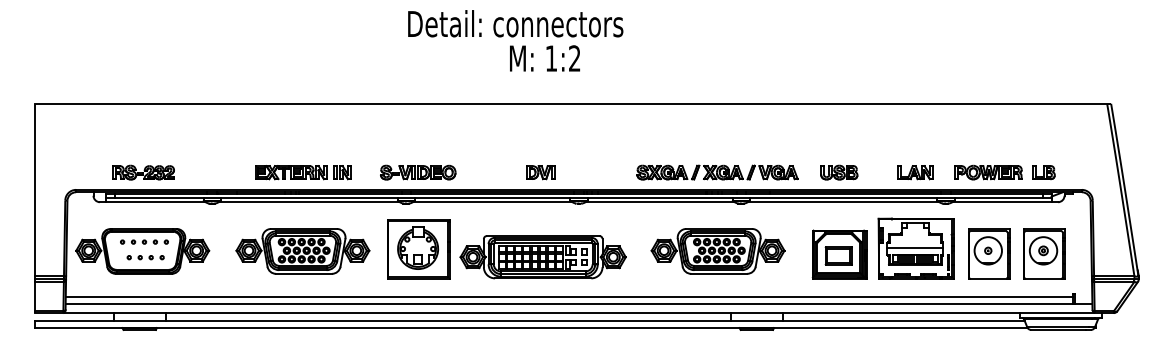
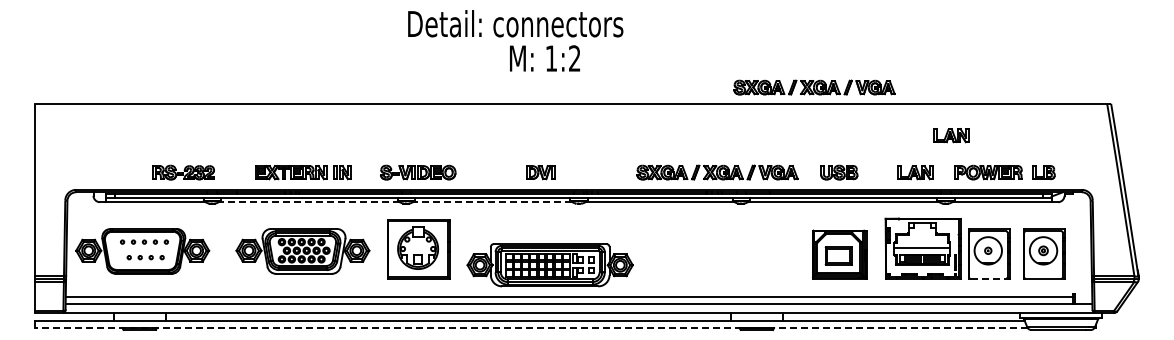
part: none -> present (814, 87)
part: none -> present (951, 135)
part position: (143, 172) -> (183, 172) (183, 172)
line: solid -> dashed (308, 202)
line: solid -> dashed (492, 202)
part position: (915, 248) -> (922, 248) (922, 248)
part: present -> none (717, 251)
part position: (542, 257) -> (549, 265) (549, 265)
line: solid -> dashed (988, 278)
line: solid -> dashed (530, 327)
